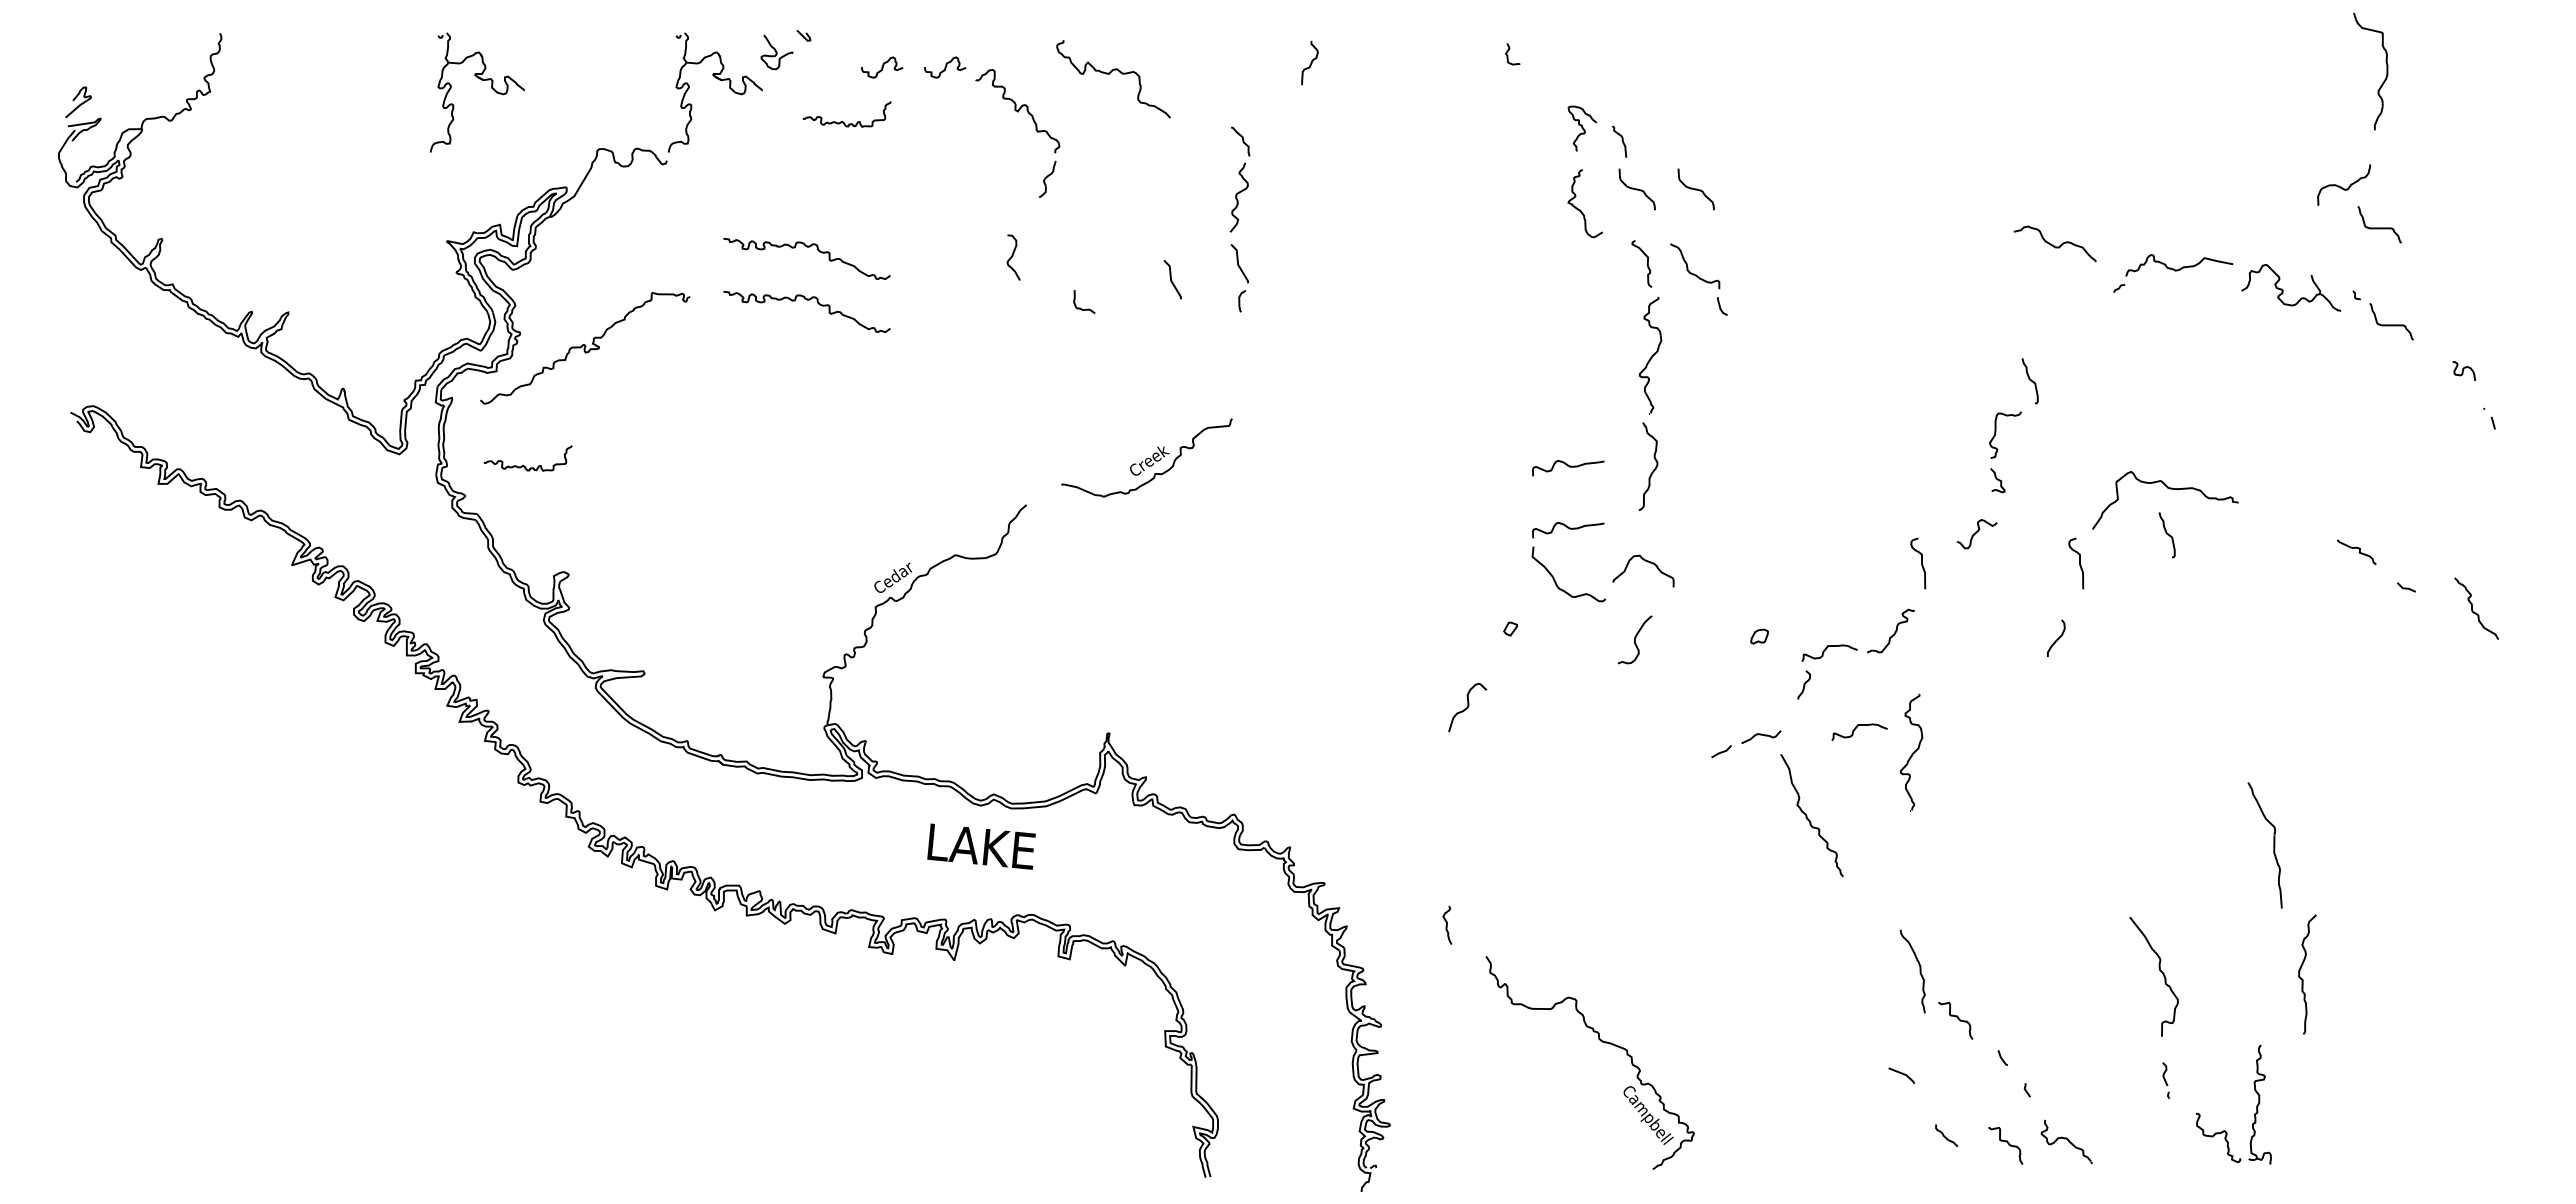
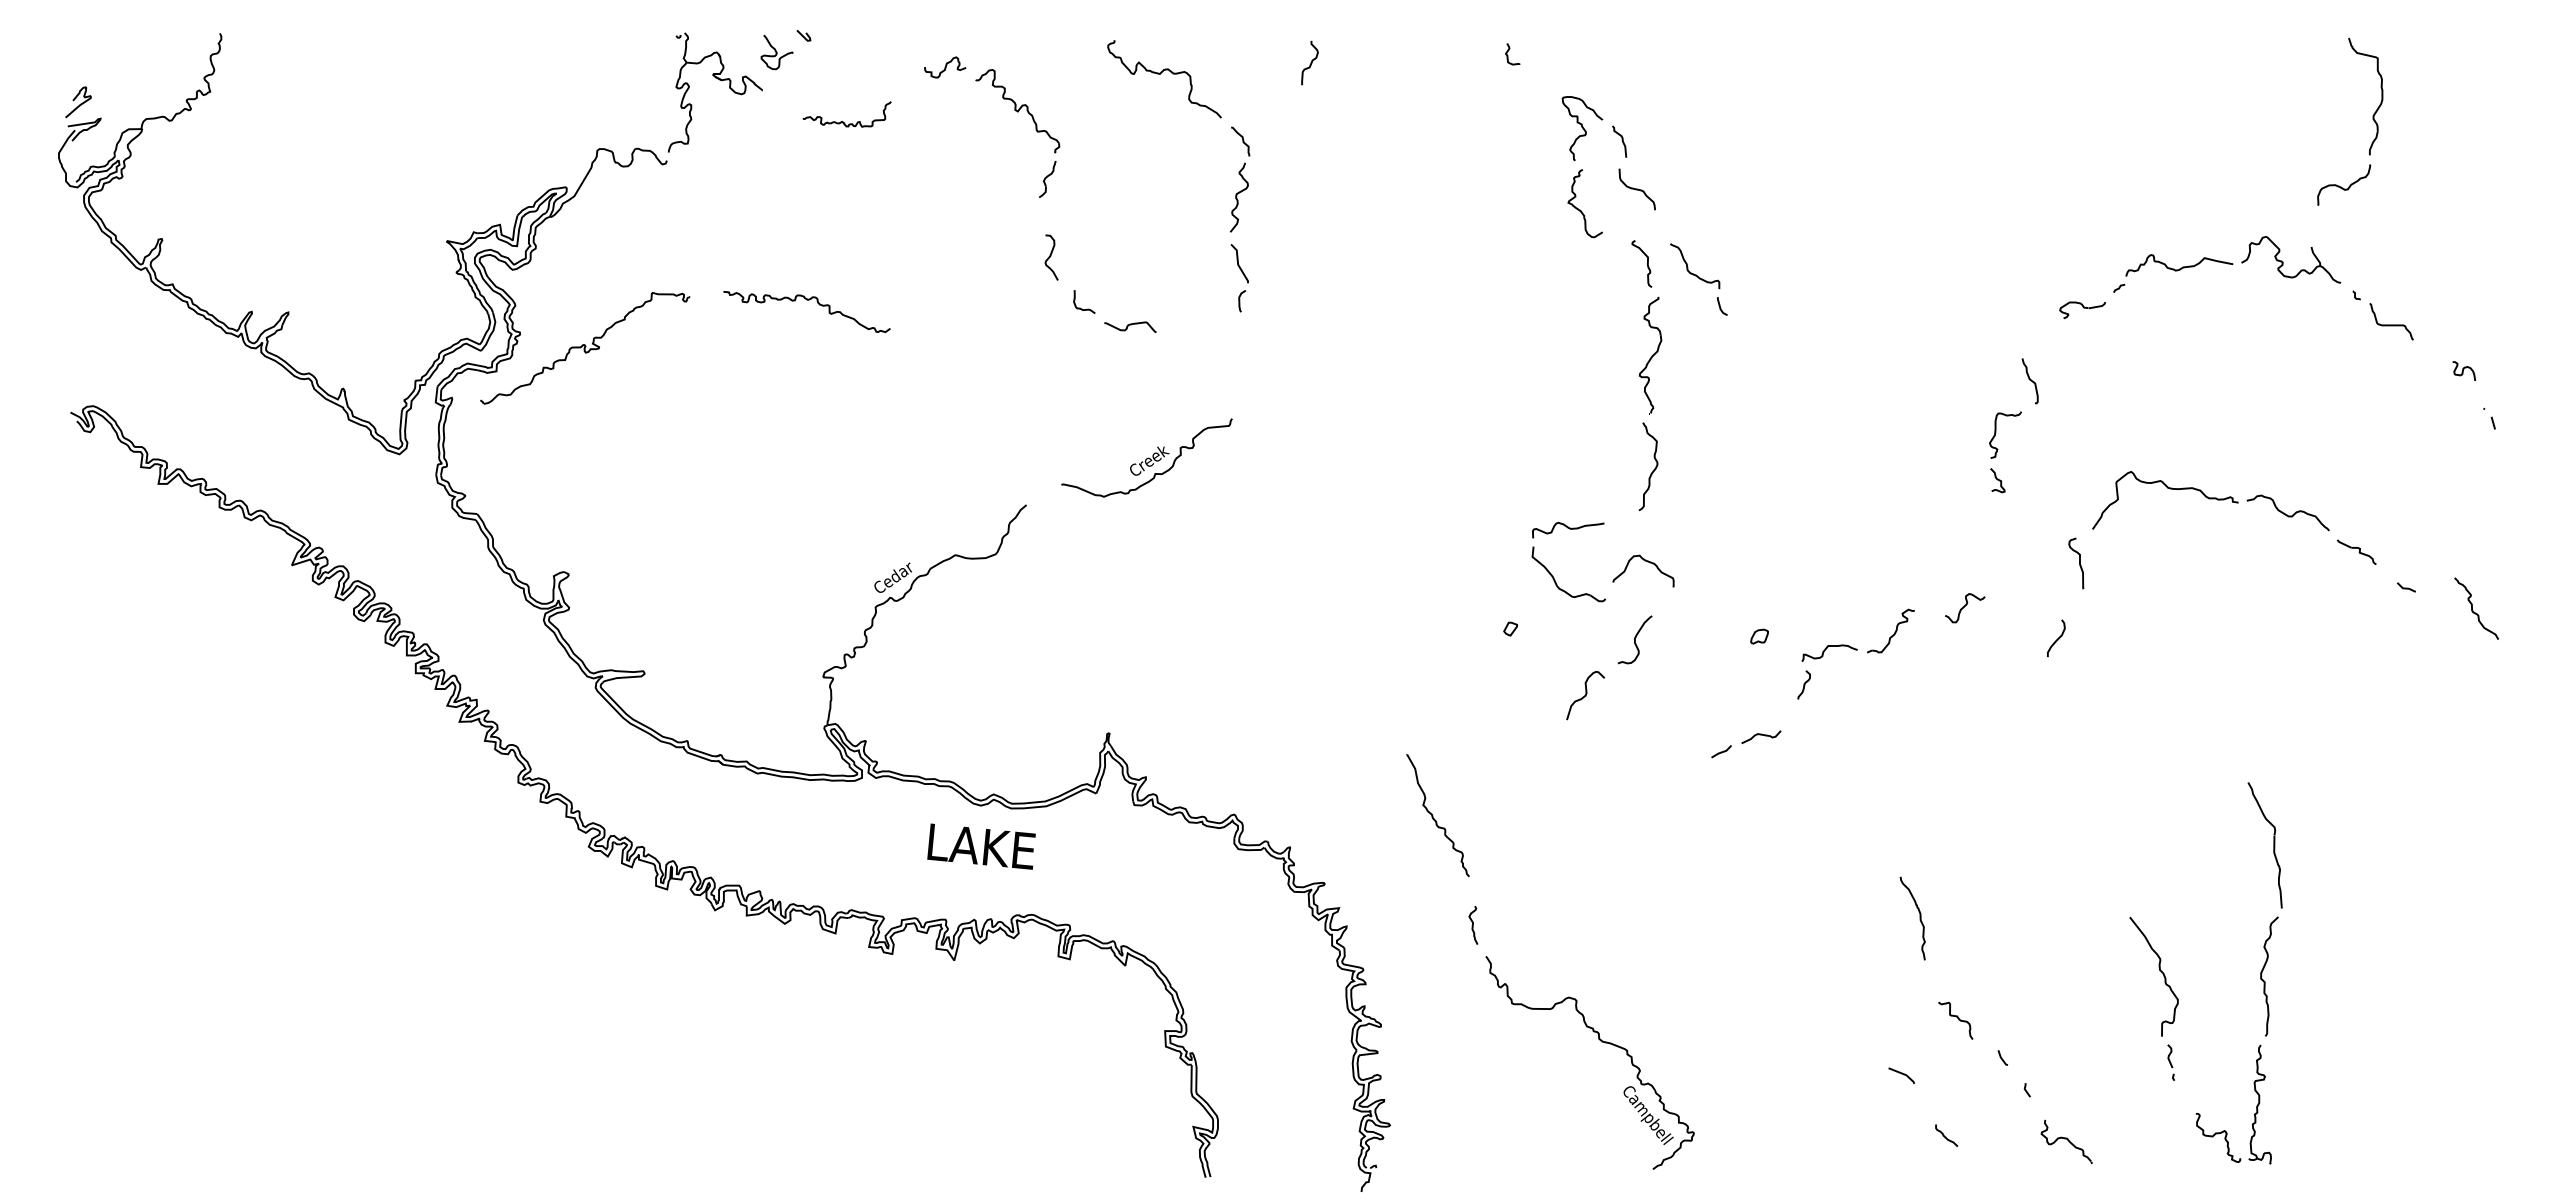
curve: present -> none (882, 67)
part position: (2386, 71) -> (2381, 96) (2381, 96)
part position: (1109, 74) -> (1160, 74) (1160, 74)
part: present -> none (483, 81)
part size: 31x47 px -> 43x66 px (1582, 128)
curve: present -> none (1695, 189)
curve: present -> none (2379, 227)
curve position: (2054, 245) -> (2287, 514) (2287, 514)
curve: present -> none (806, 247)
curve position: (1013, 256) -> (1051, 256) (1051, 256)
line: present -> none (1171, 279)
part position: (2283, 289) -> (2283, 261) (2283, 261)
part: none -> present (2082, 310)
curve: none -> present (1130, 325)
curve: present -> none (524, 465)
curve: present -> none (1568, 466)
curve position: (1976, 533) -> (1964, 607) (1964, 607)
curve: present -> none (2166, 534)
curve: present -> none (1921, 563)
curve position: (1467, 707) -> (1585, 695) (1585, 695)
curve: present -> none (1856, 728)
part: present -> none (1911, 752)
part position: (1811, 815) -> (1437, 815) (1437, 815)
part position: (1447, 924) -> (1473, 924) (1473, 924)
curve position: (1919, 971) -> (1919, 918) (1919, 918)
curve position: (2302, 978) -> (2264, 980) (2264, 980)
part position: (2165, 1080) -> (2170, 1062) (2170, 1062)
curve: present -> none (2007, 1143)
